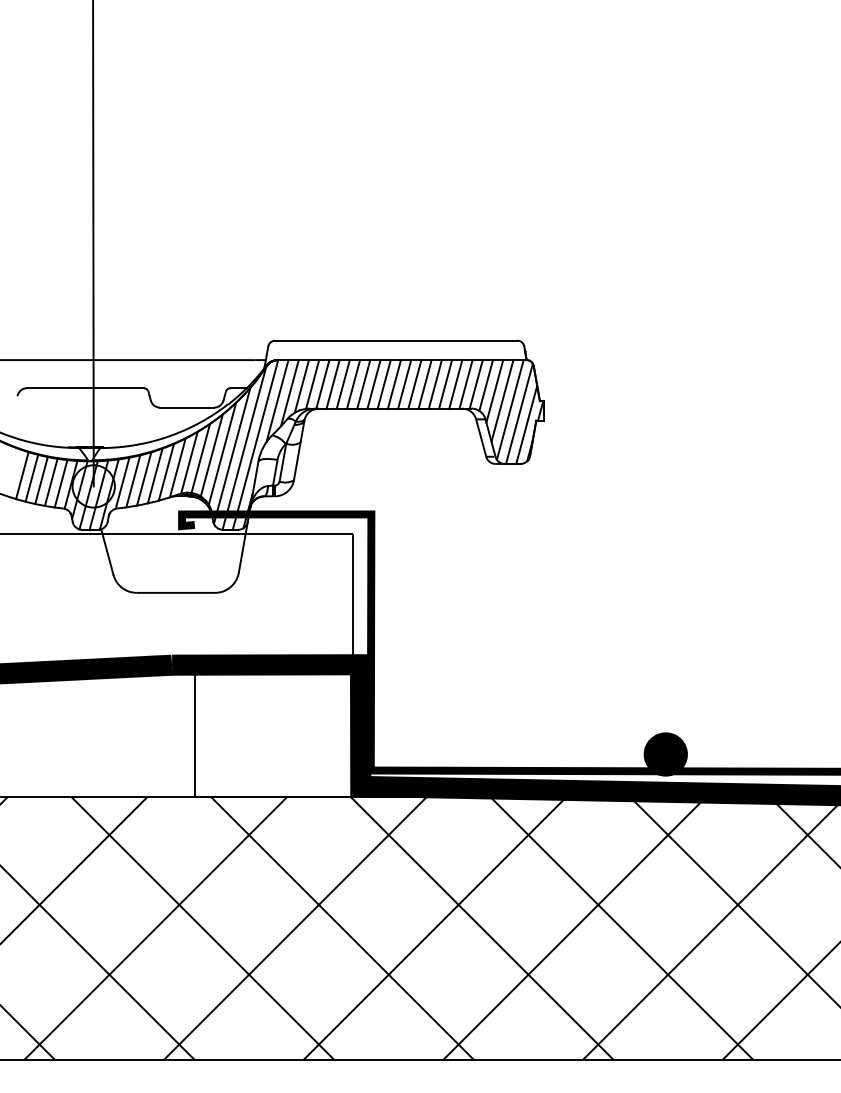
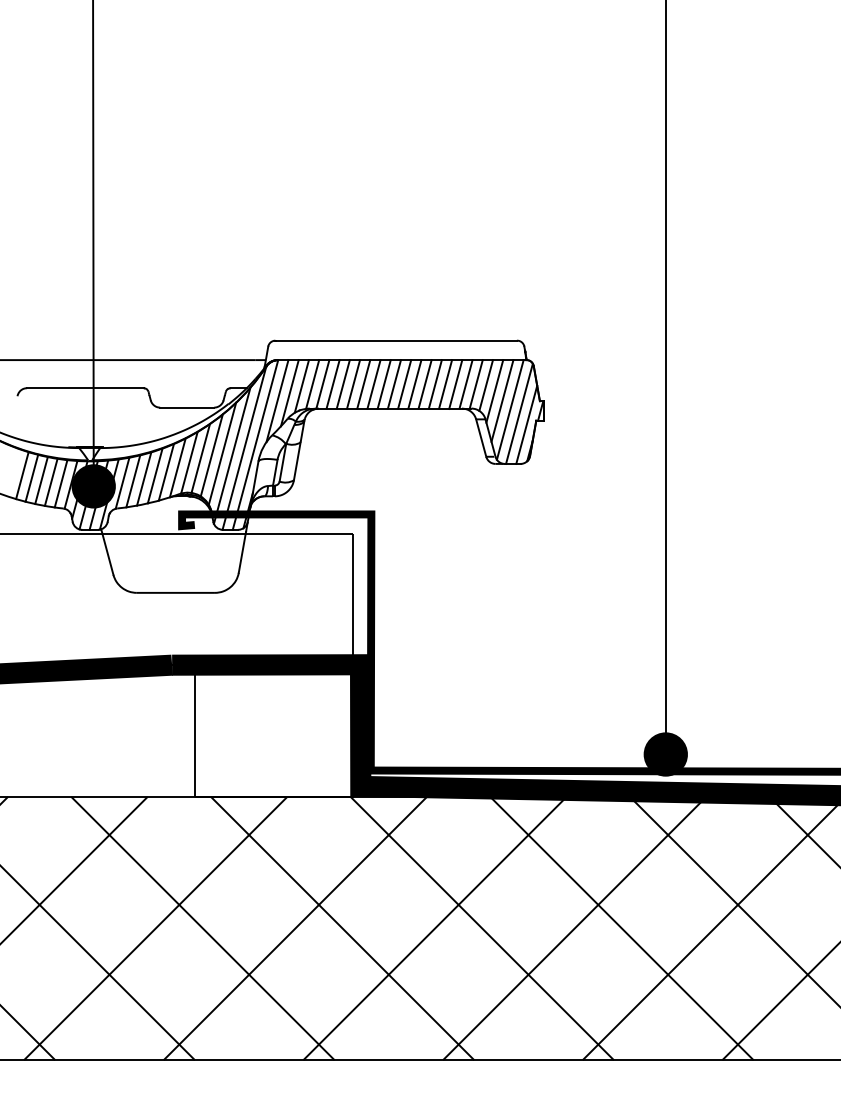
line: none -> present (665, 382)
fill: none -> present (93, 486)
